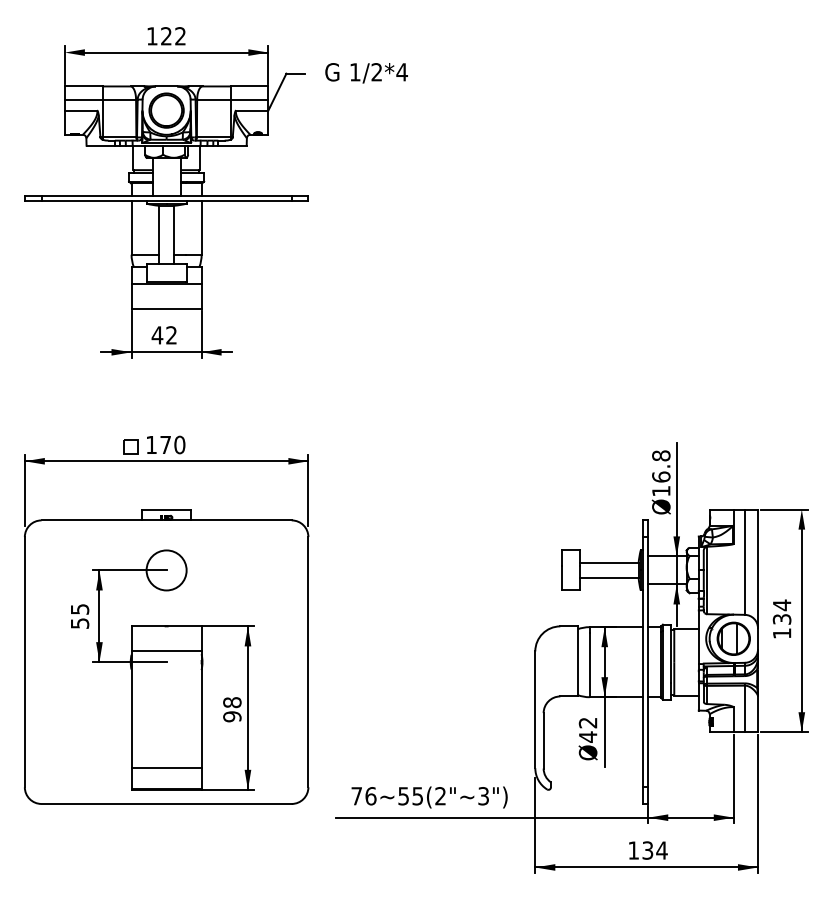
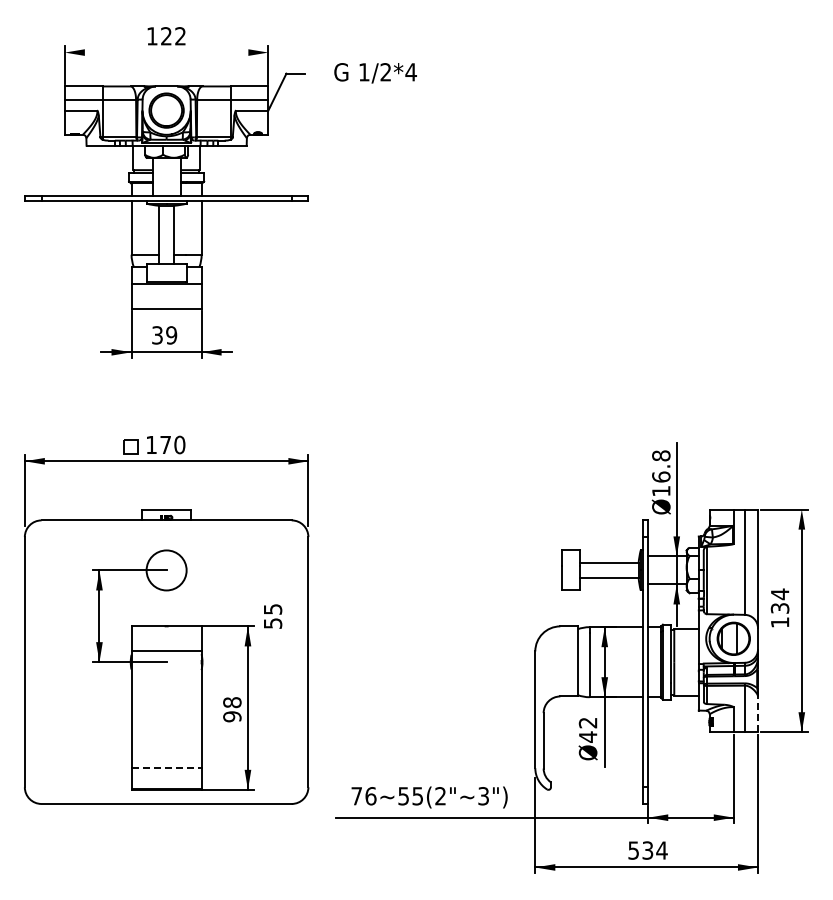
line: present -> none (176, 52)
text position: (366, 73) -> (375, 73) (375, 73)
text: 42 -> 39 (164, 335)
text position: (80, 616) -> (273, 616) (273, 616)
text position: (781, 618) -> (779, 607) (779, 607)
line: solid -> dashed (757, 714)
line: solid -> dashed (167, 768)
text: 134 -> 534 (633, 850)
